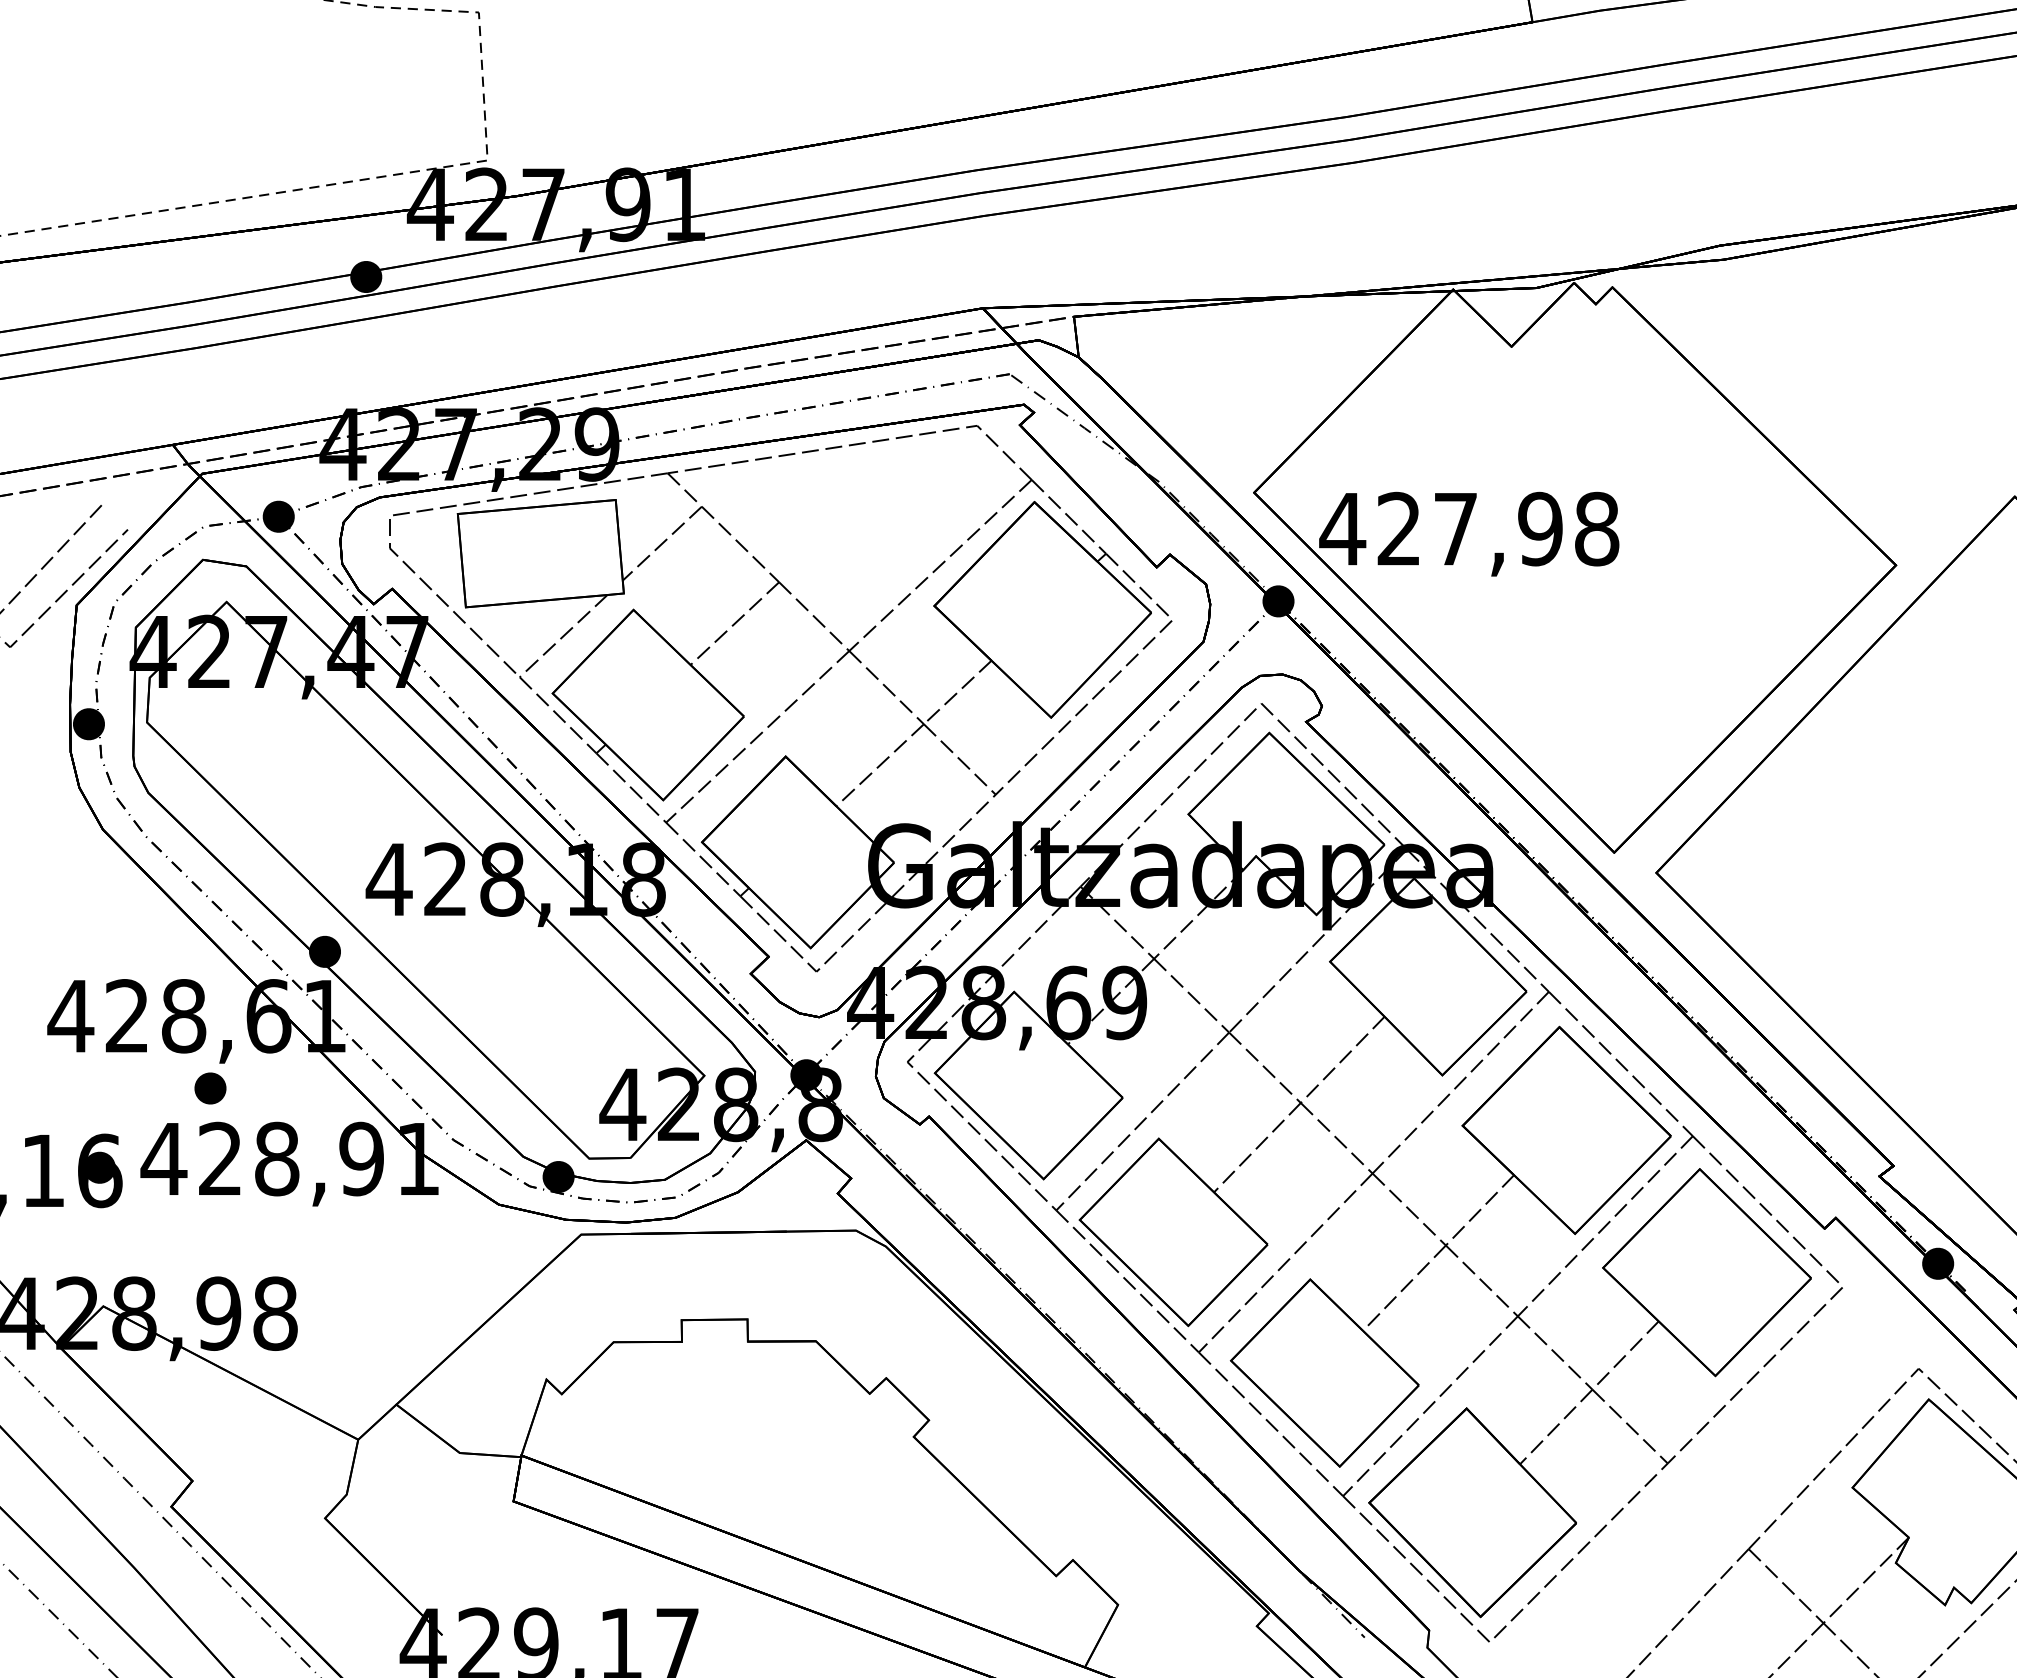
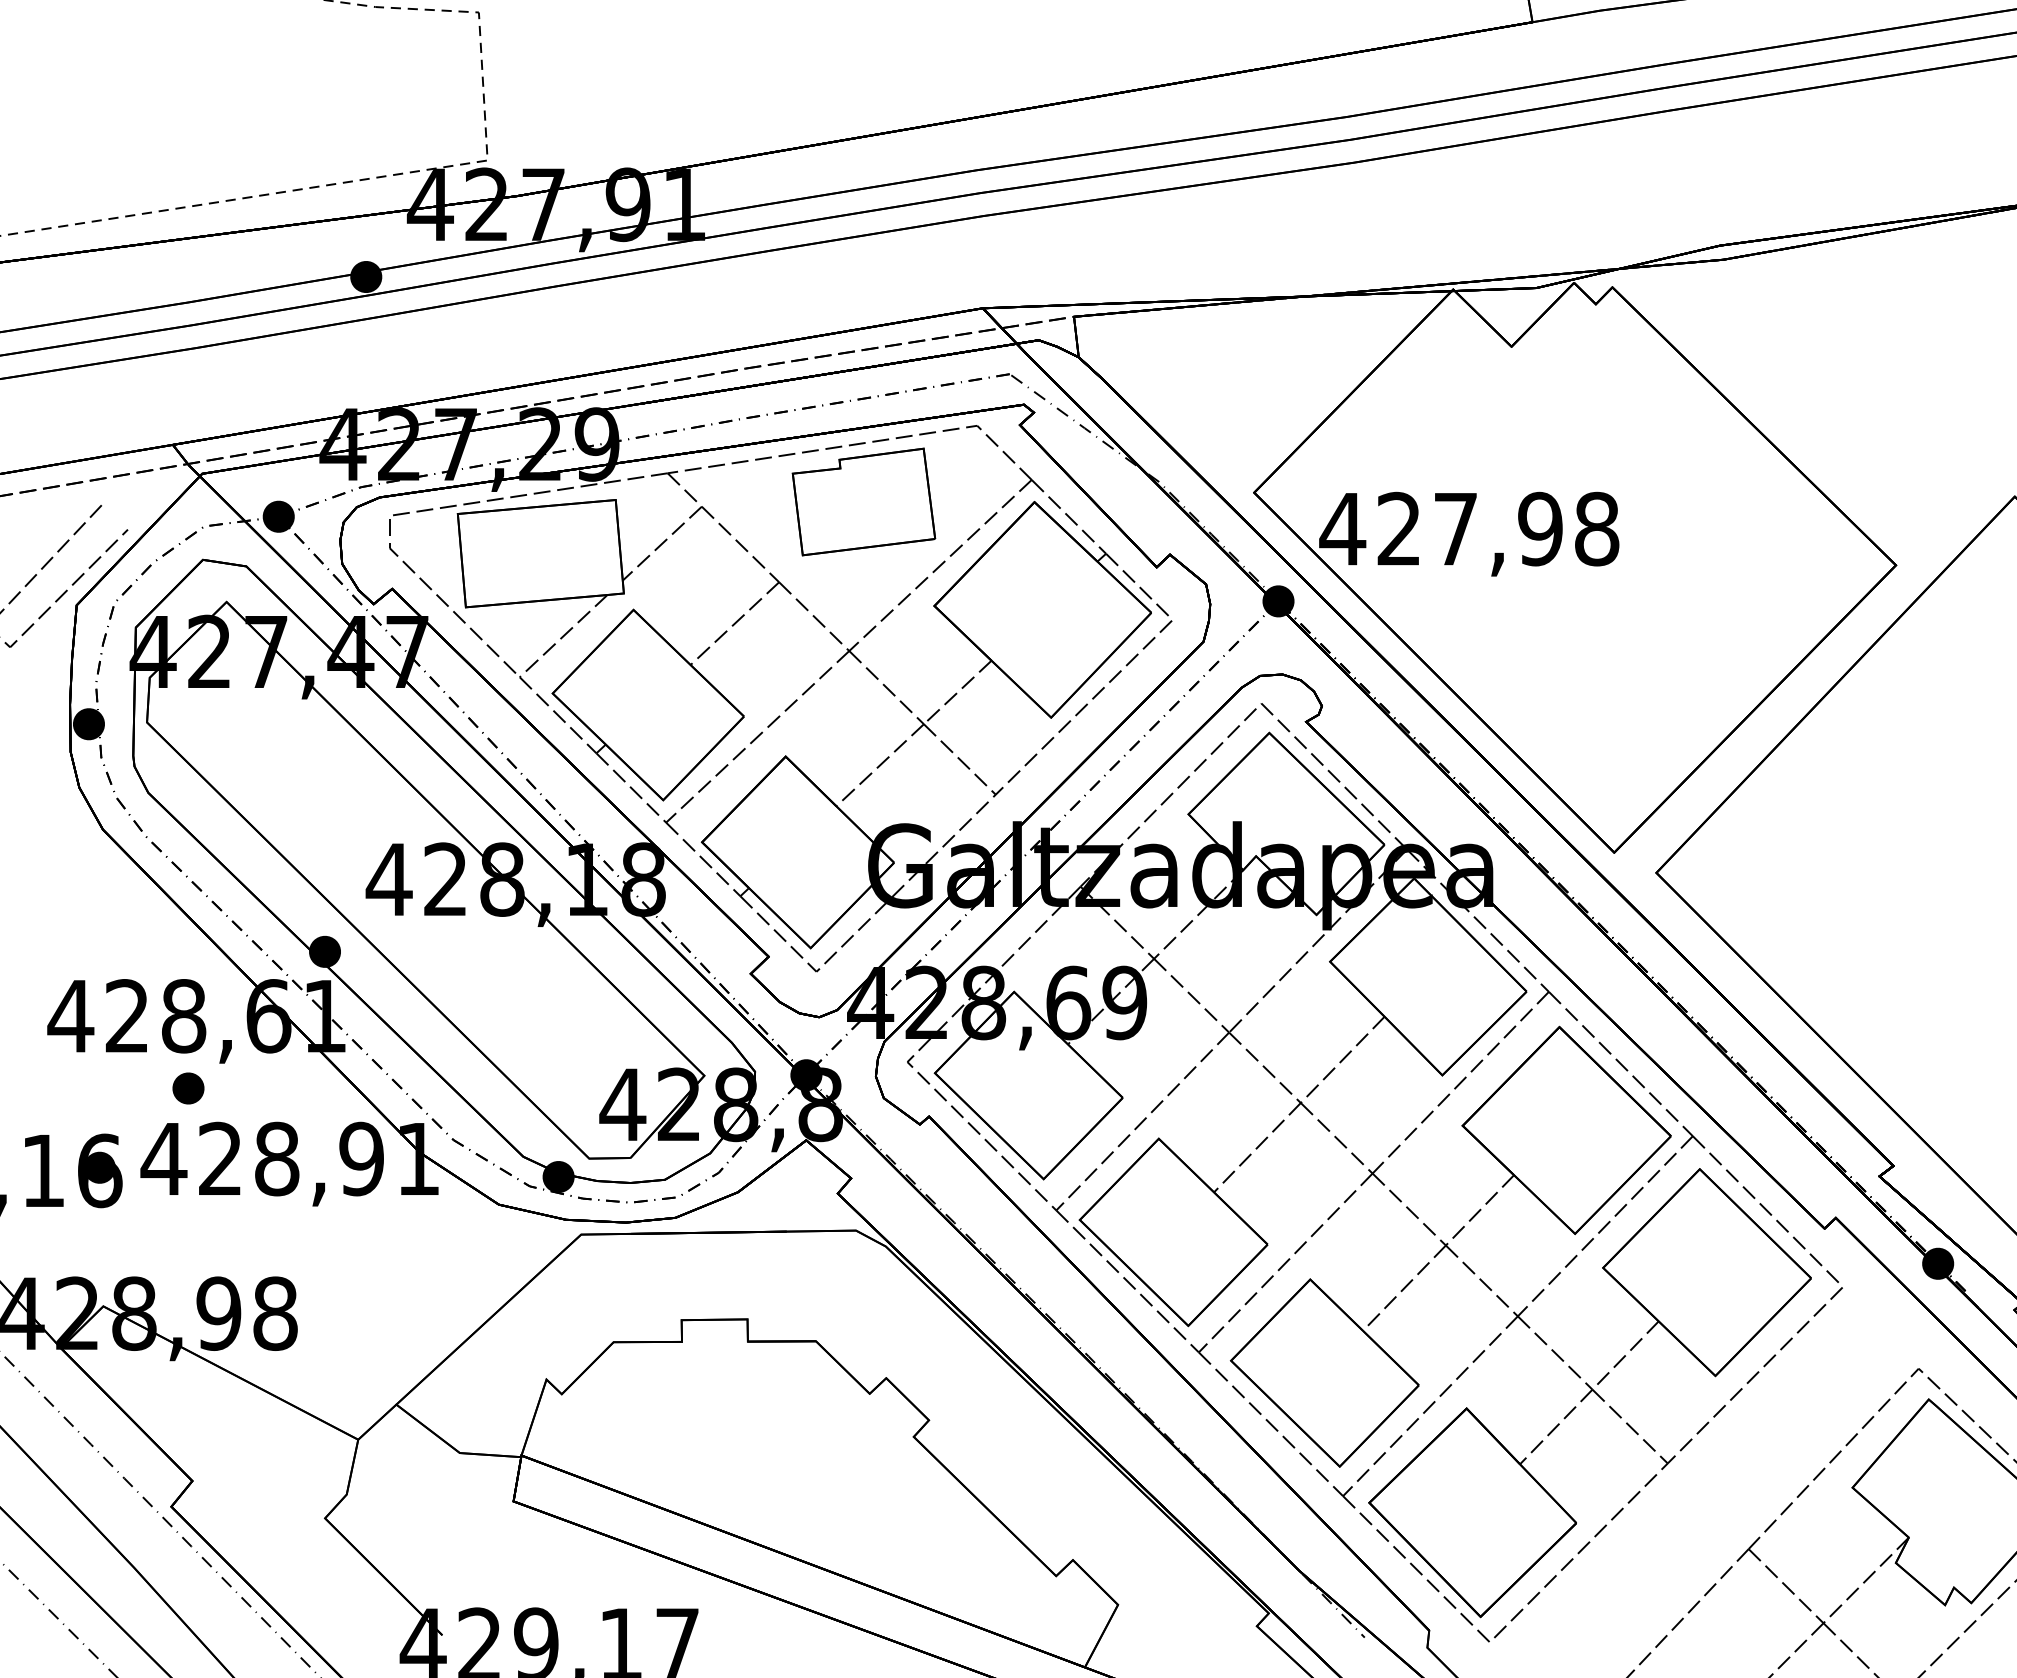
part: none -> present (863, 501)
part position: (210, 1088) -> (188, 1088) (188, 1088)
